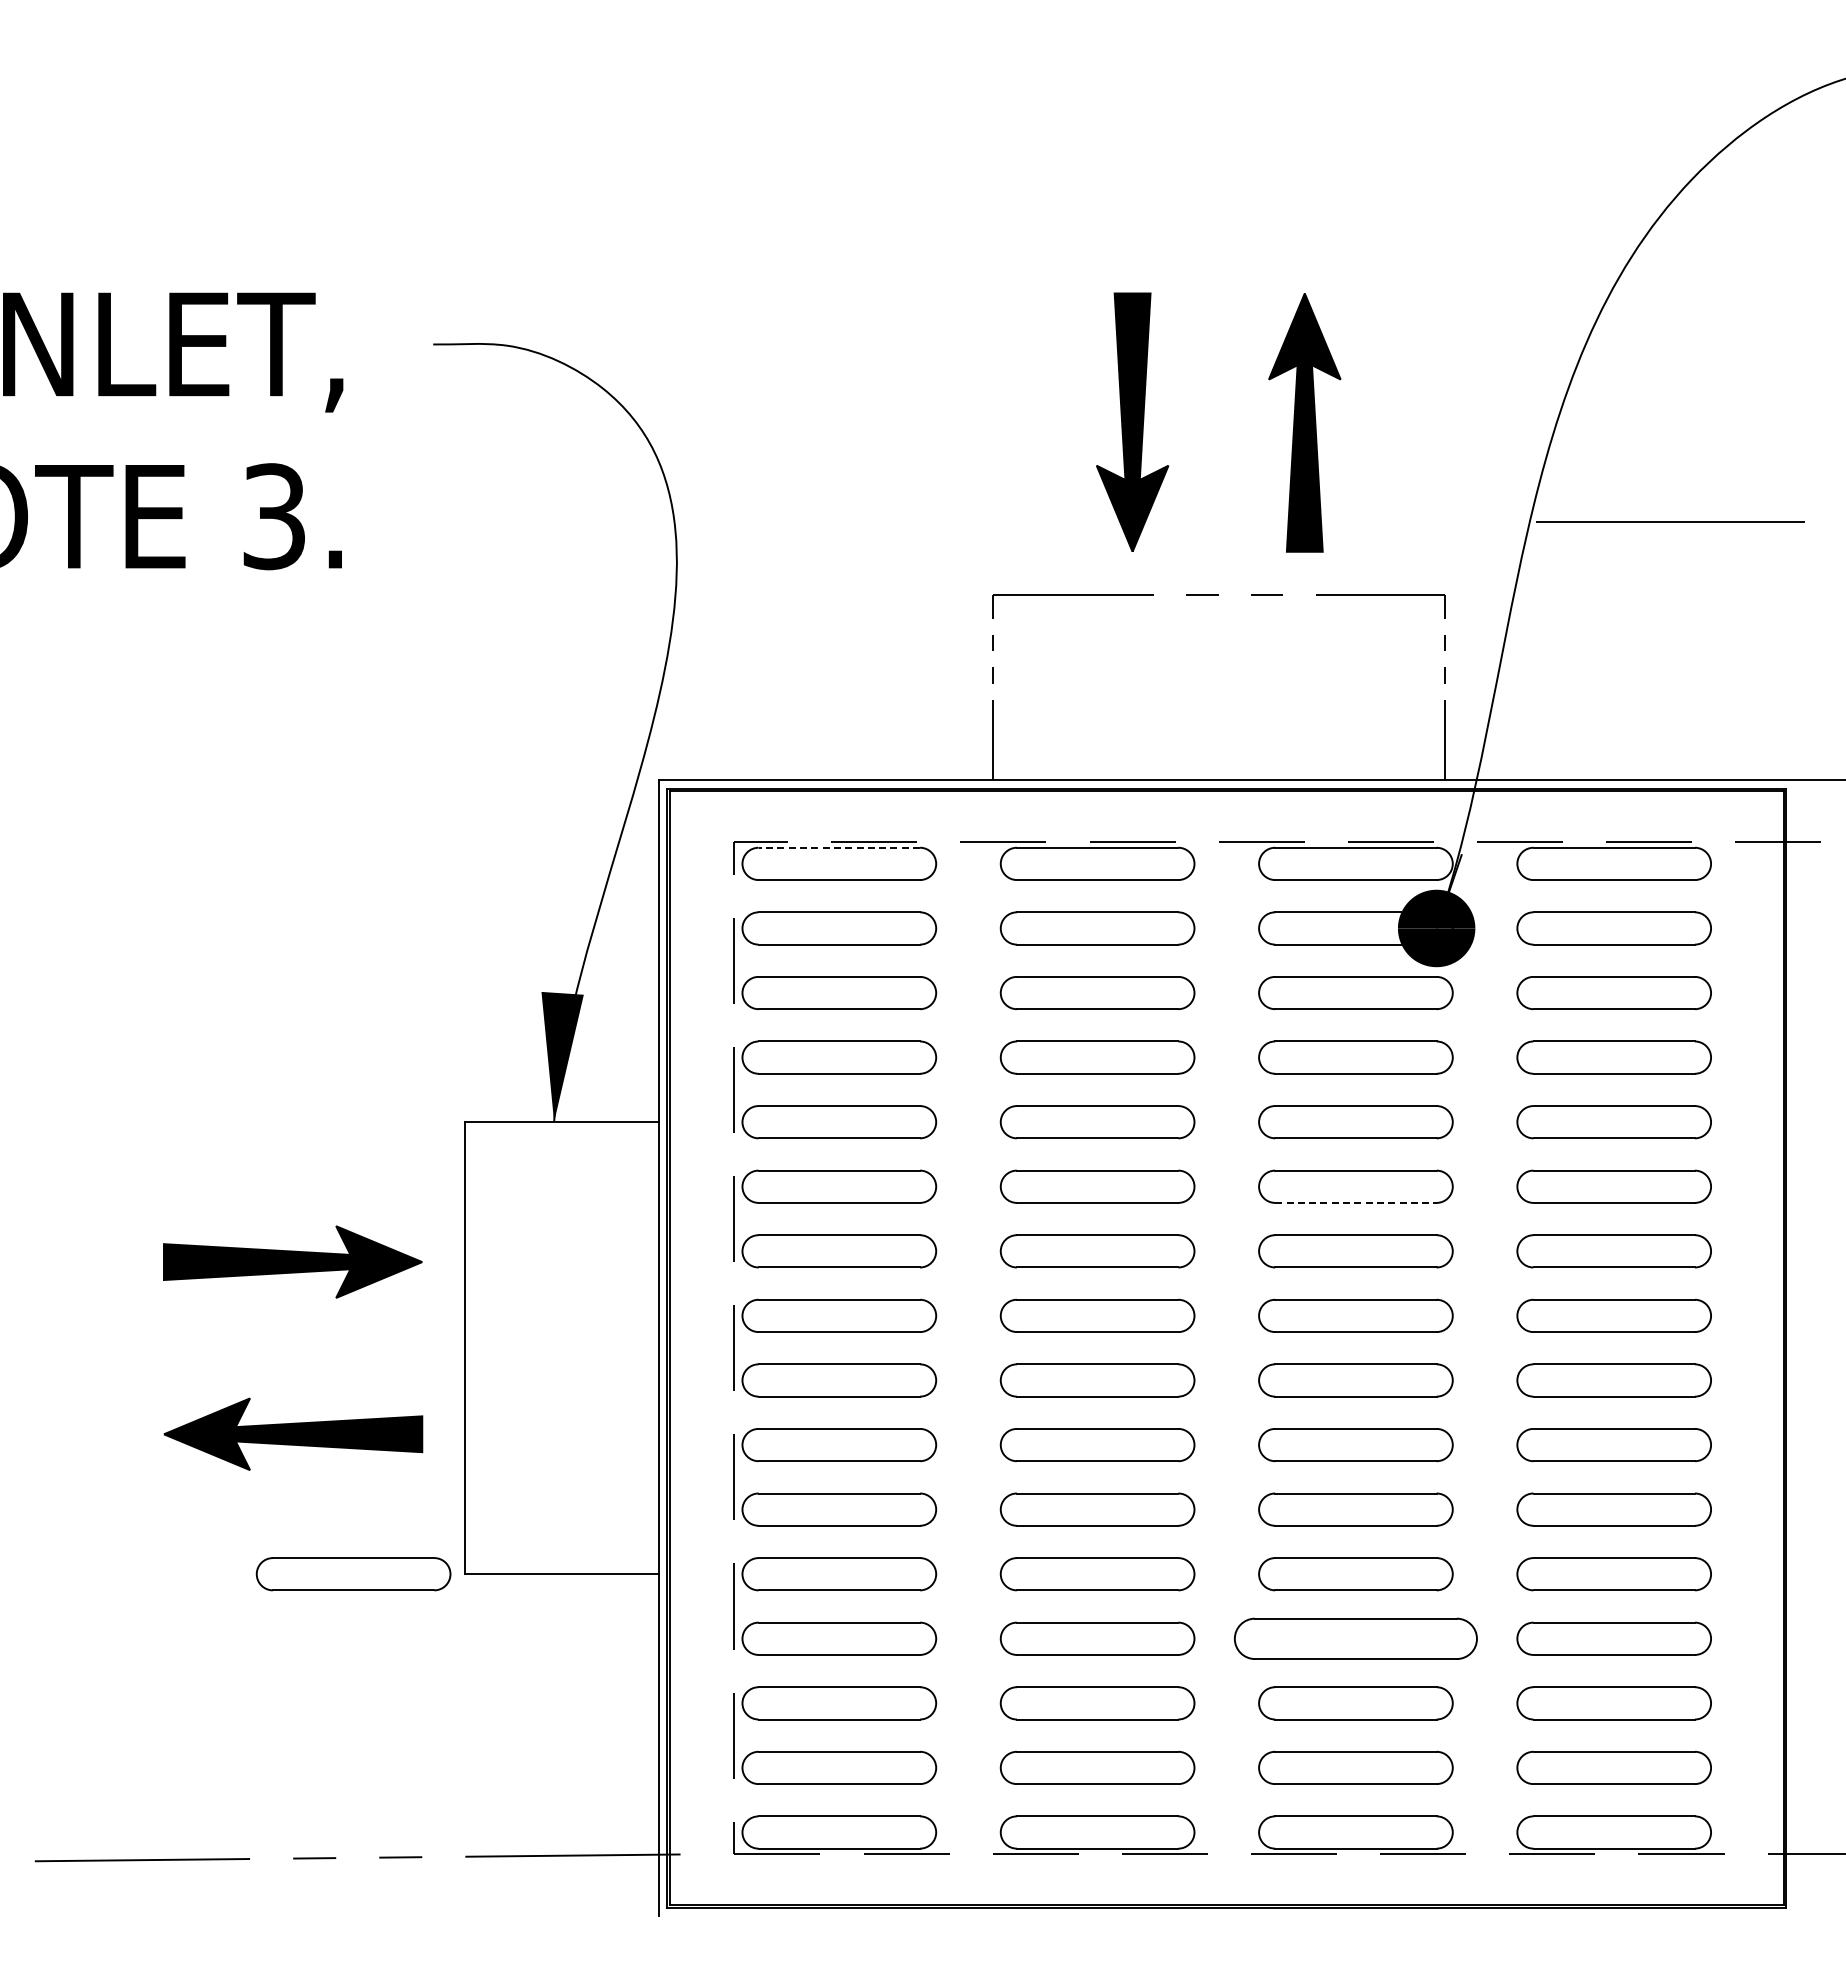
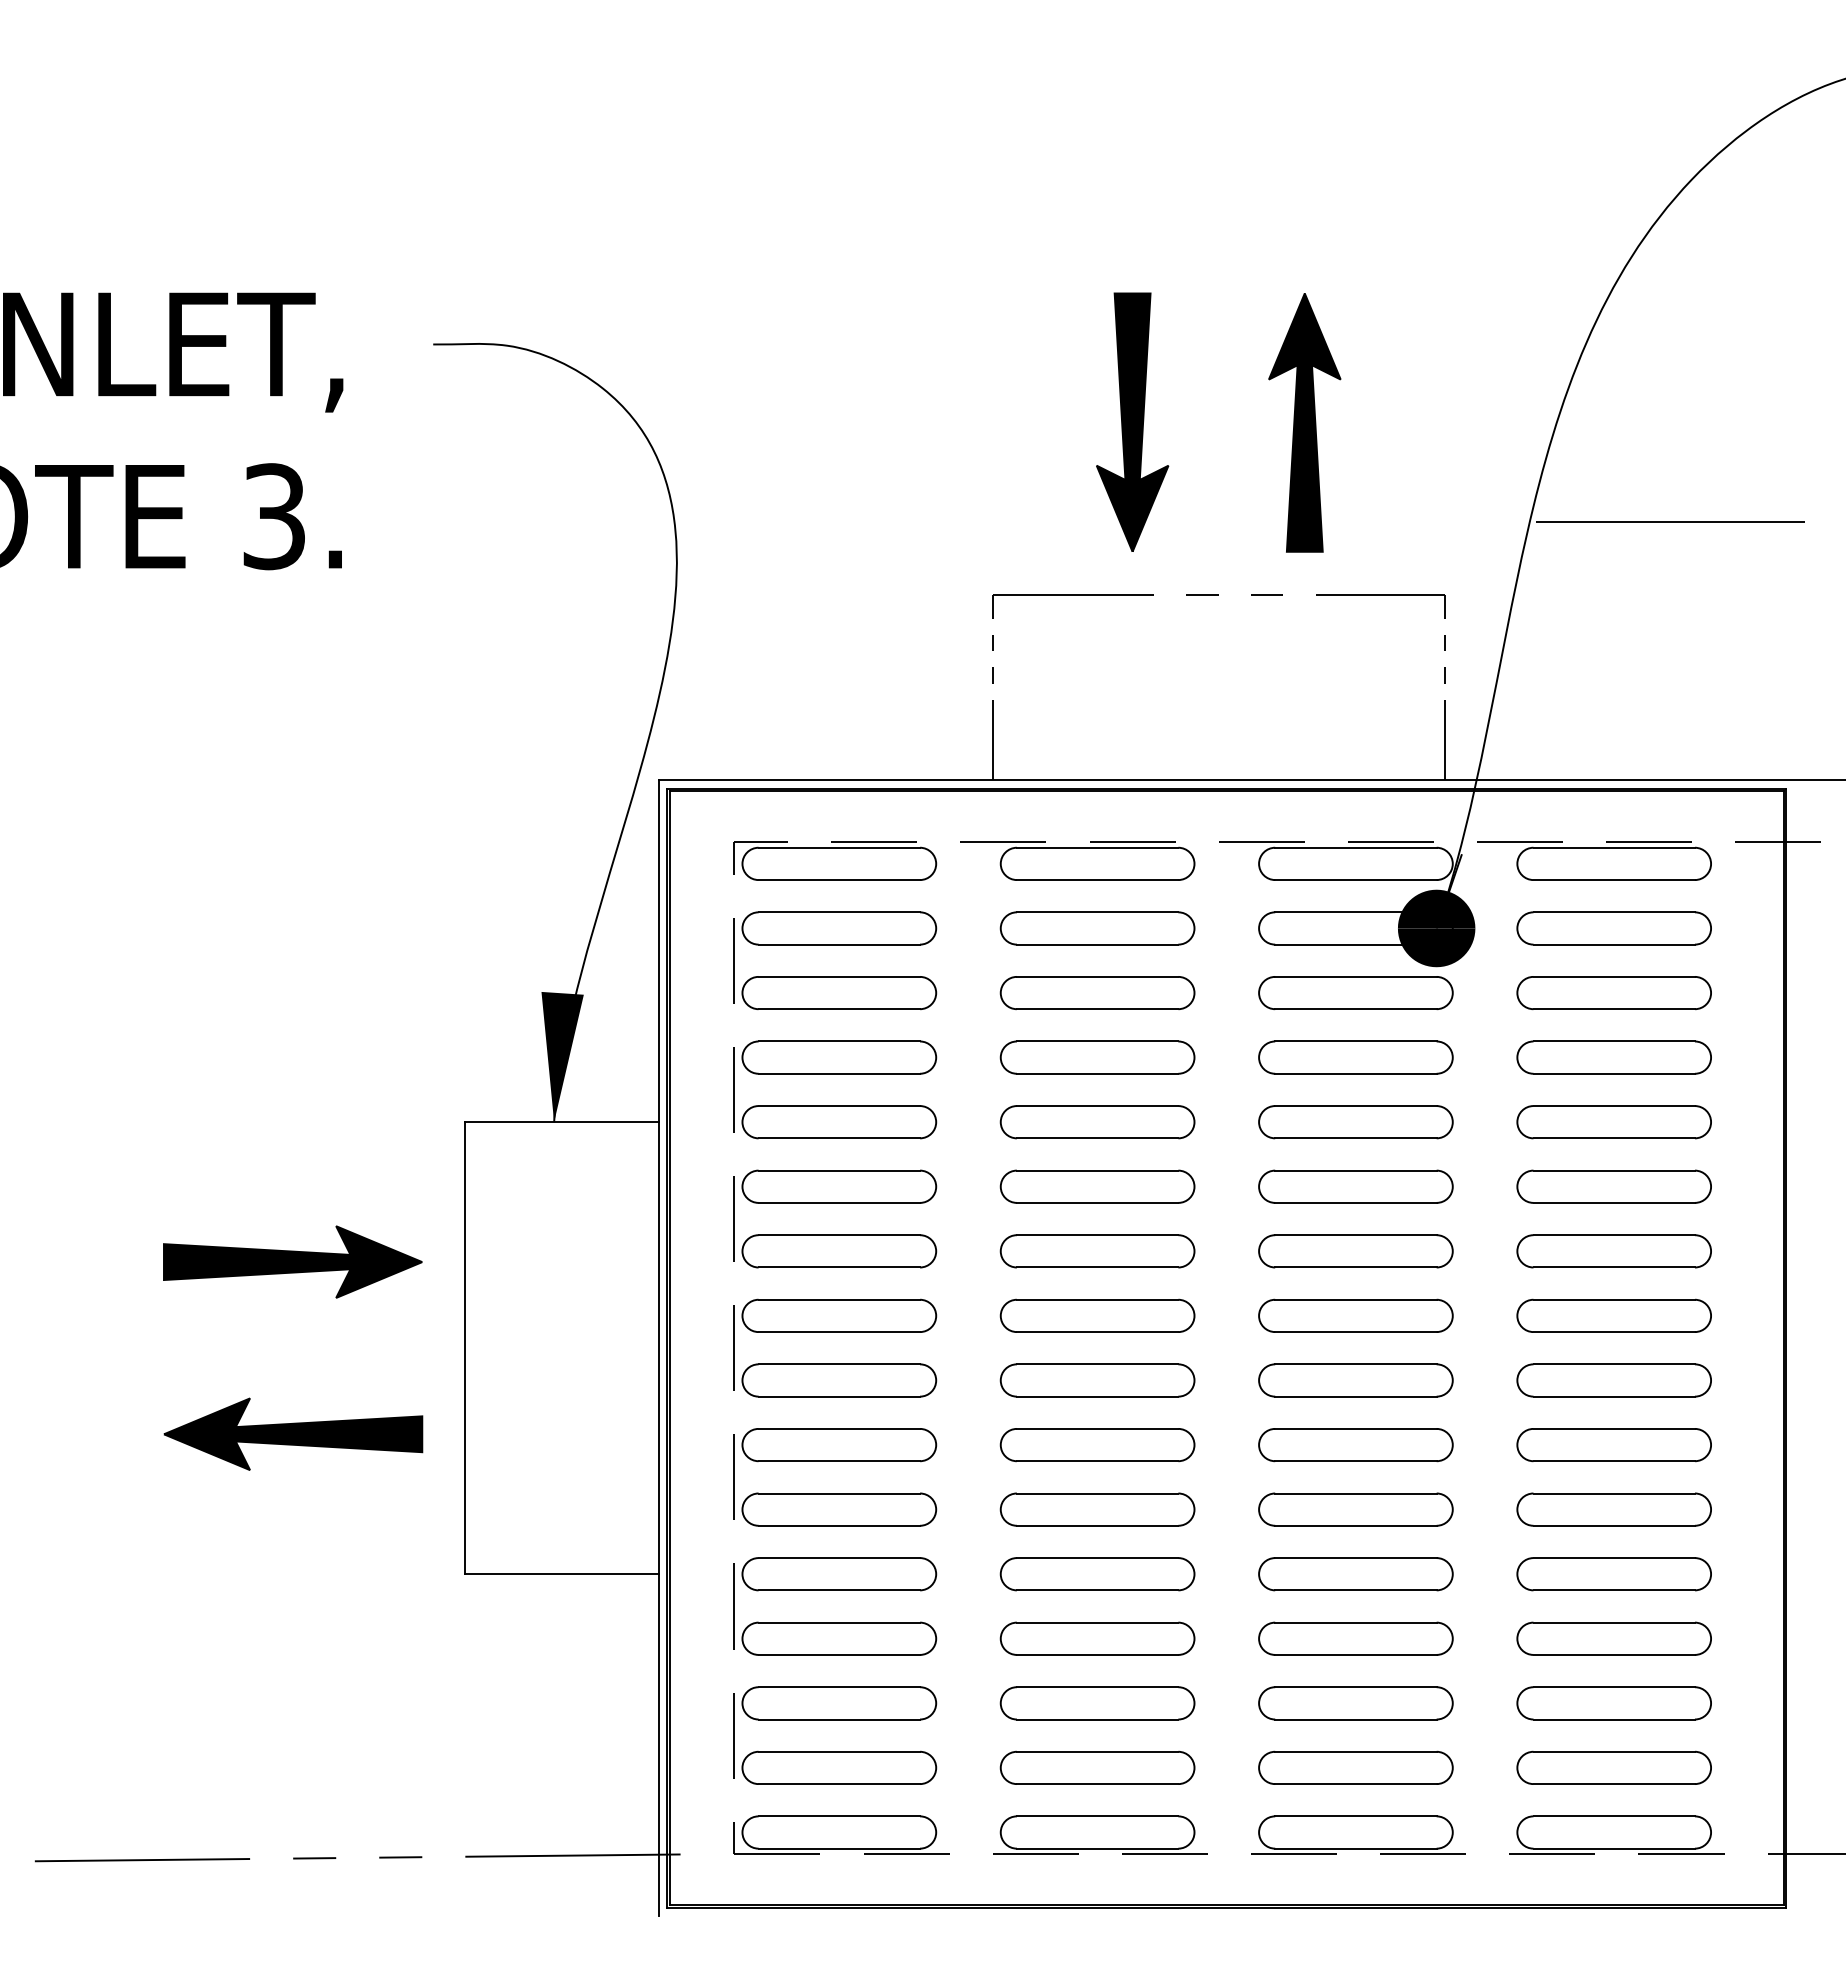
line: dashed -> solid (839, 847)
line: dashed -> solid (1355, 1202)
part: present -> none (353, 1574)
part size: 244x43 px -> 196x35 px (1355, 1638)
